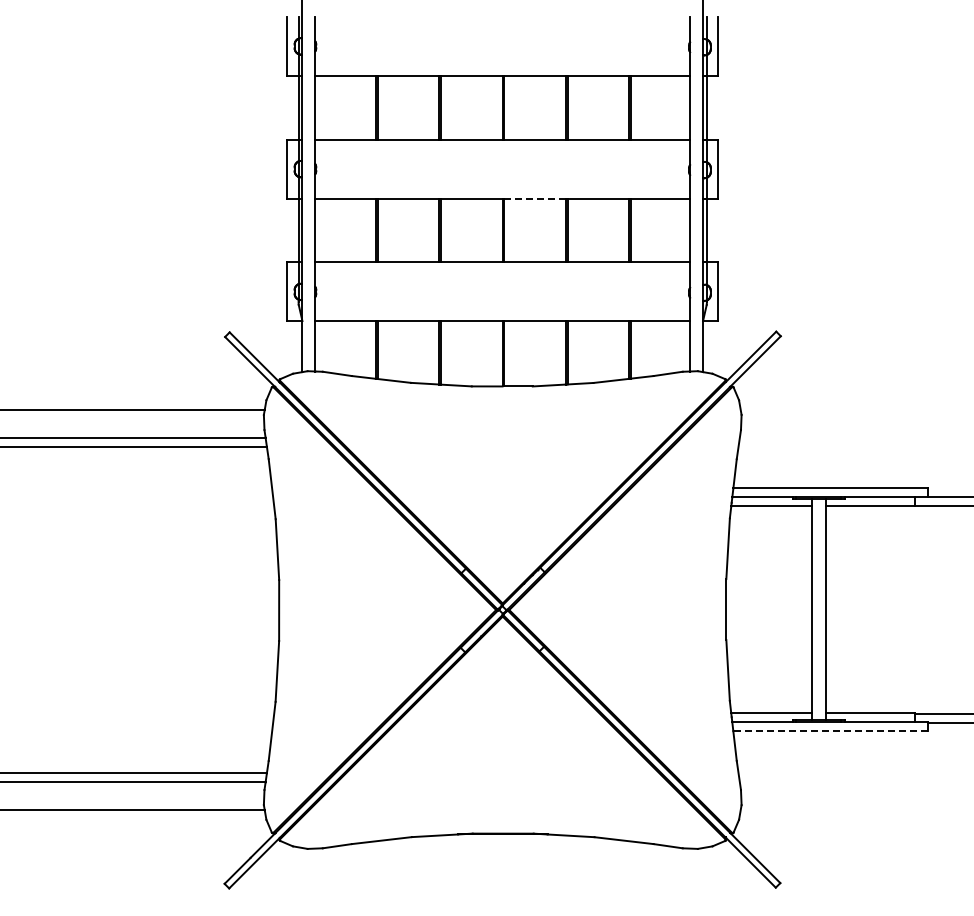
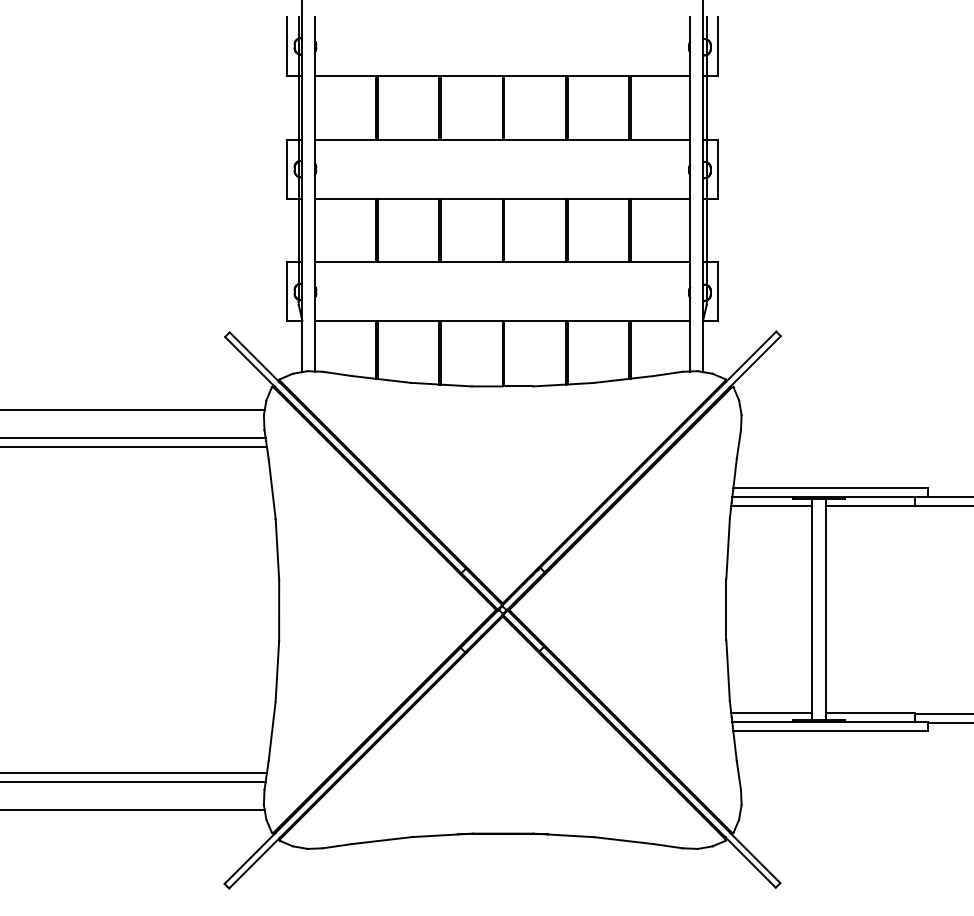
line: dashed -> solid (535, 198)
line: dashed -> solid (830, 731)
